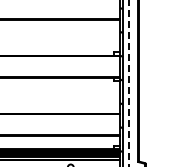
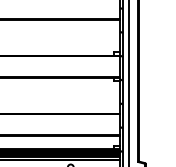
line: dashed -> solid (129, 83)
